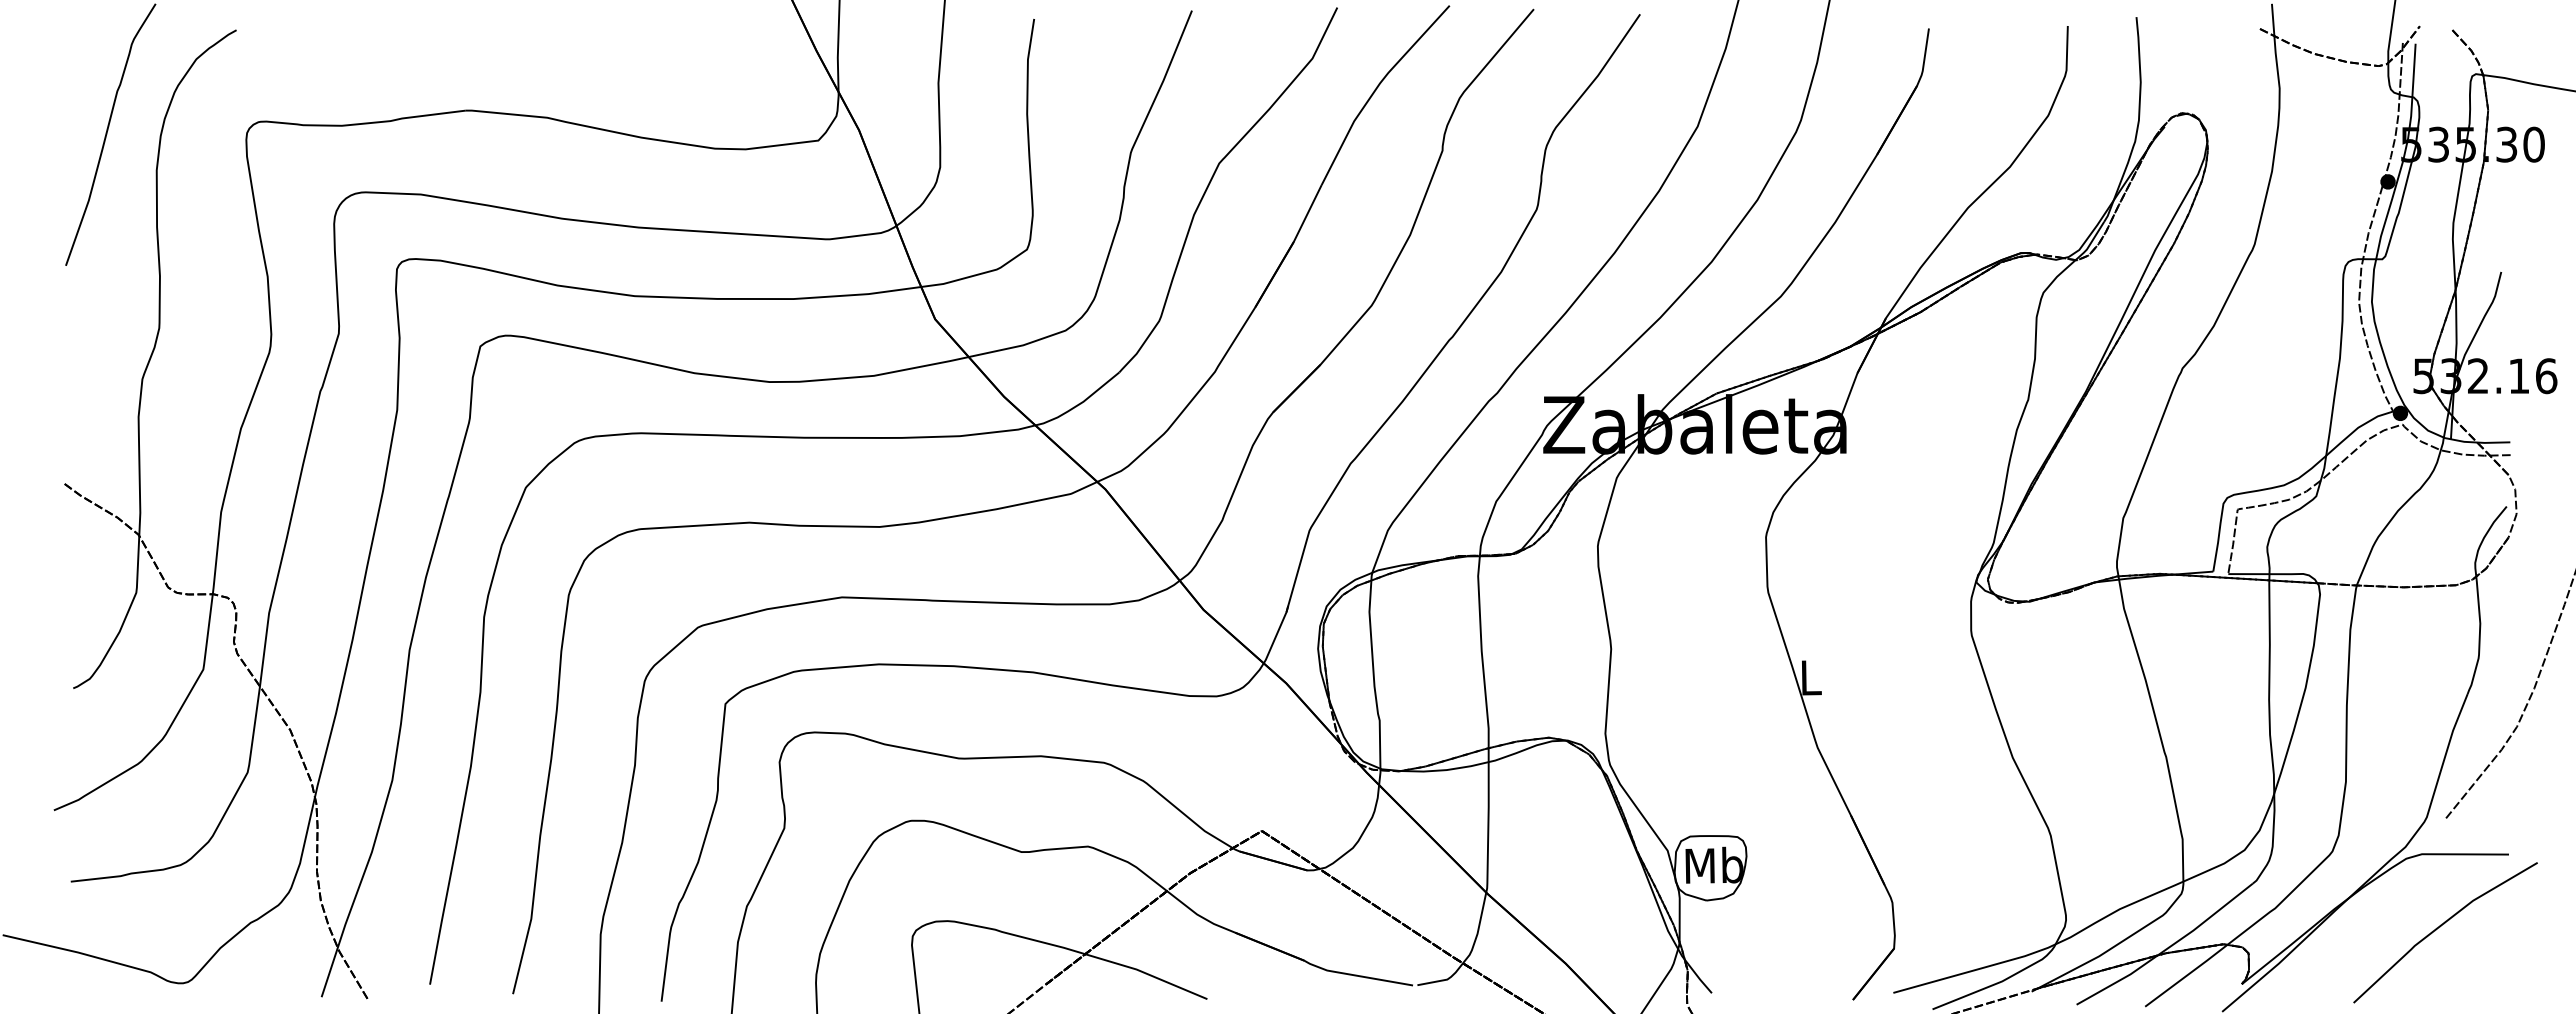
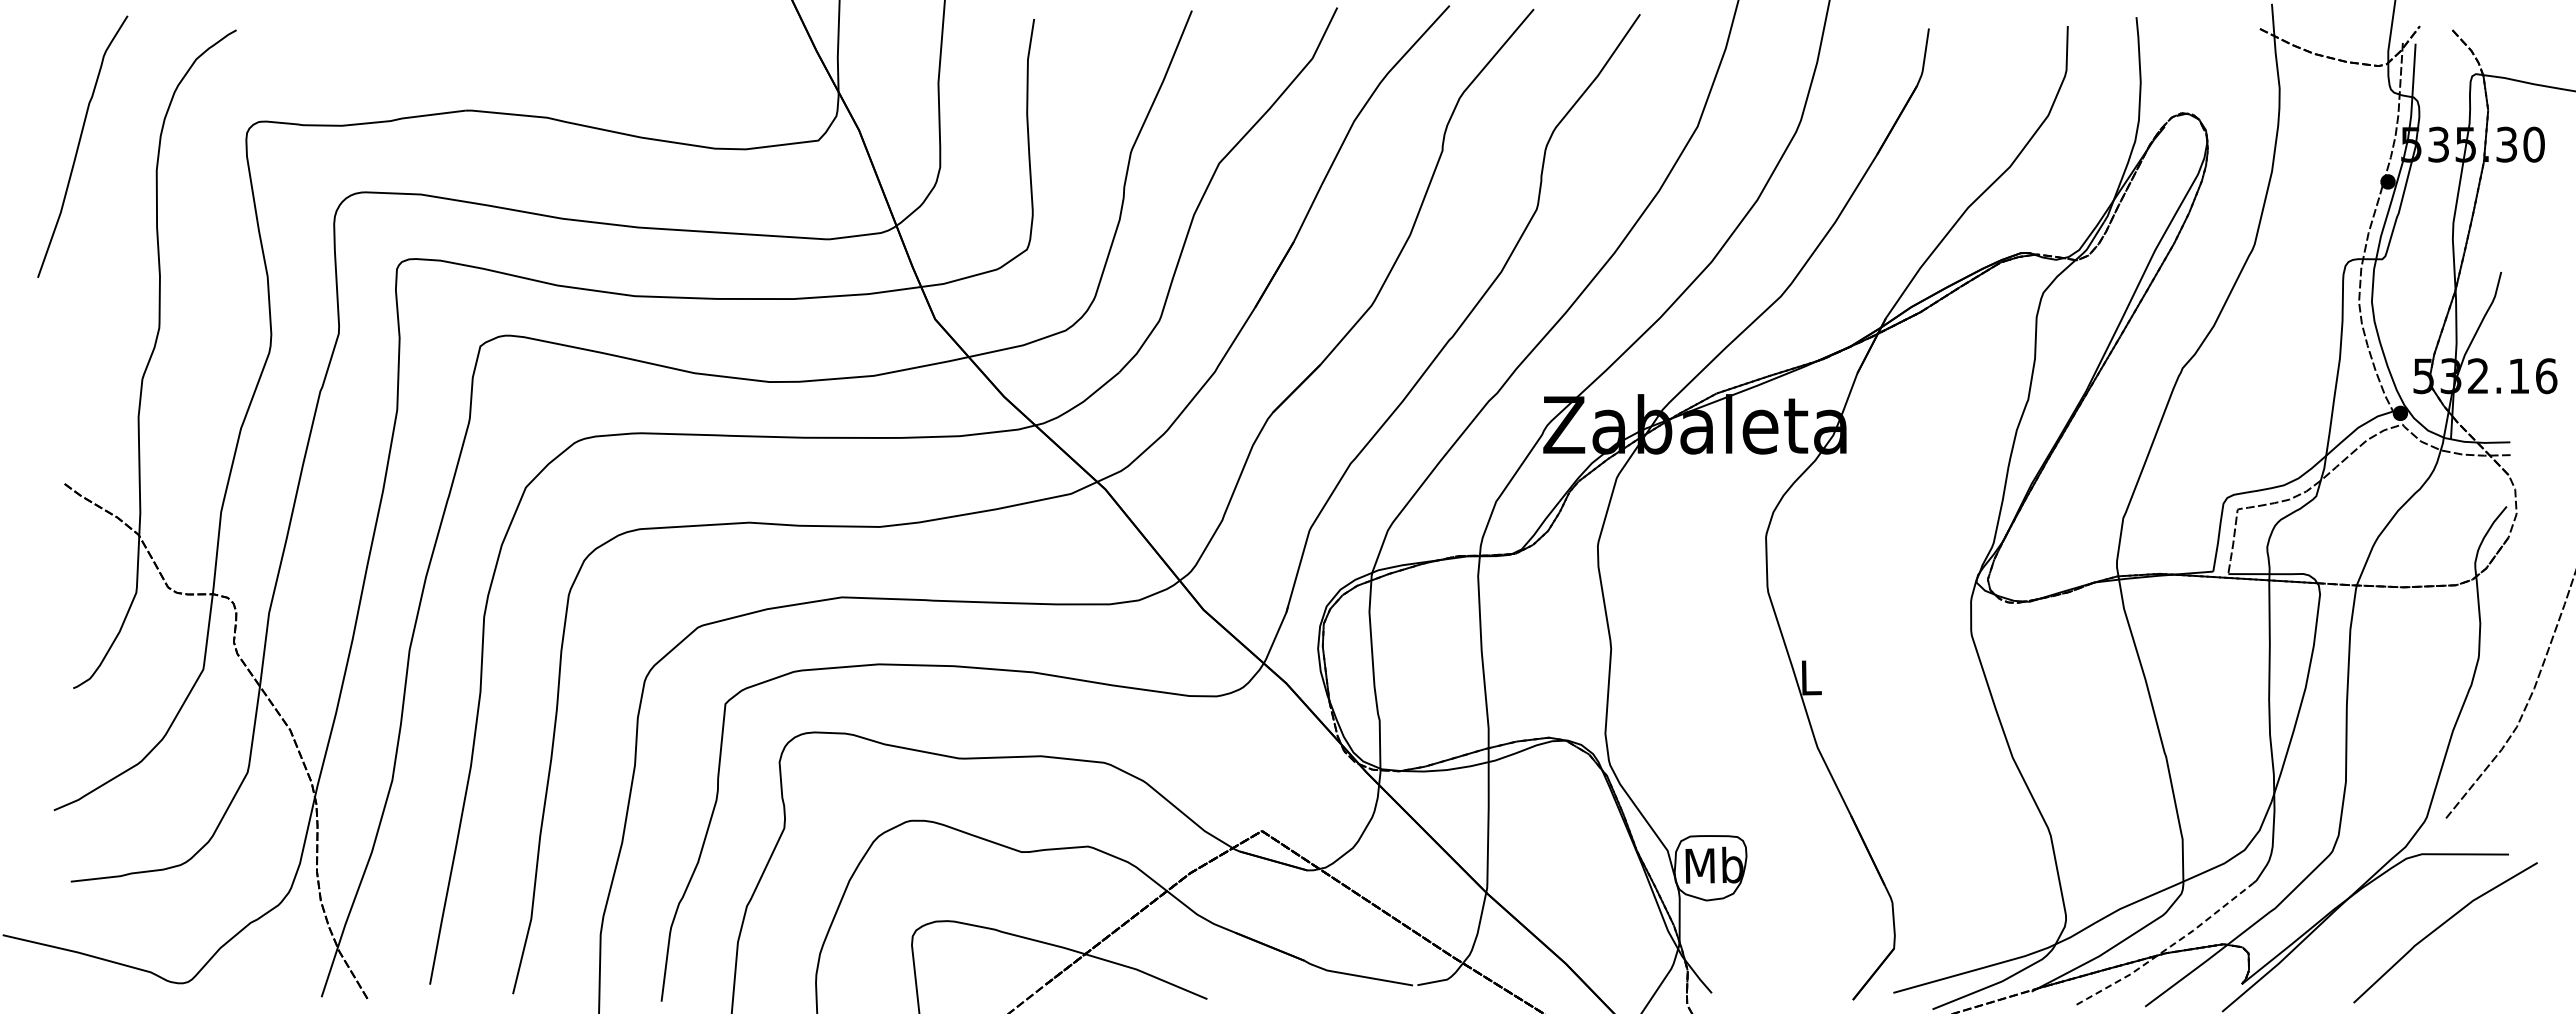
curve position: (107, 134) -> (79, 146) (79, 146)
line: solid -> dashed (2168, 948)
